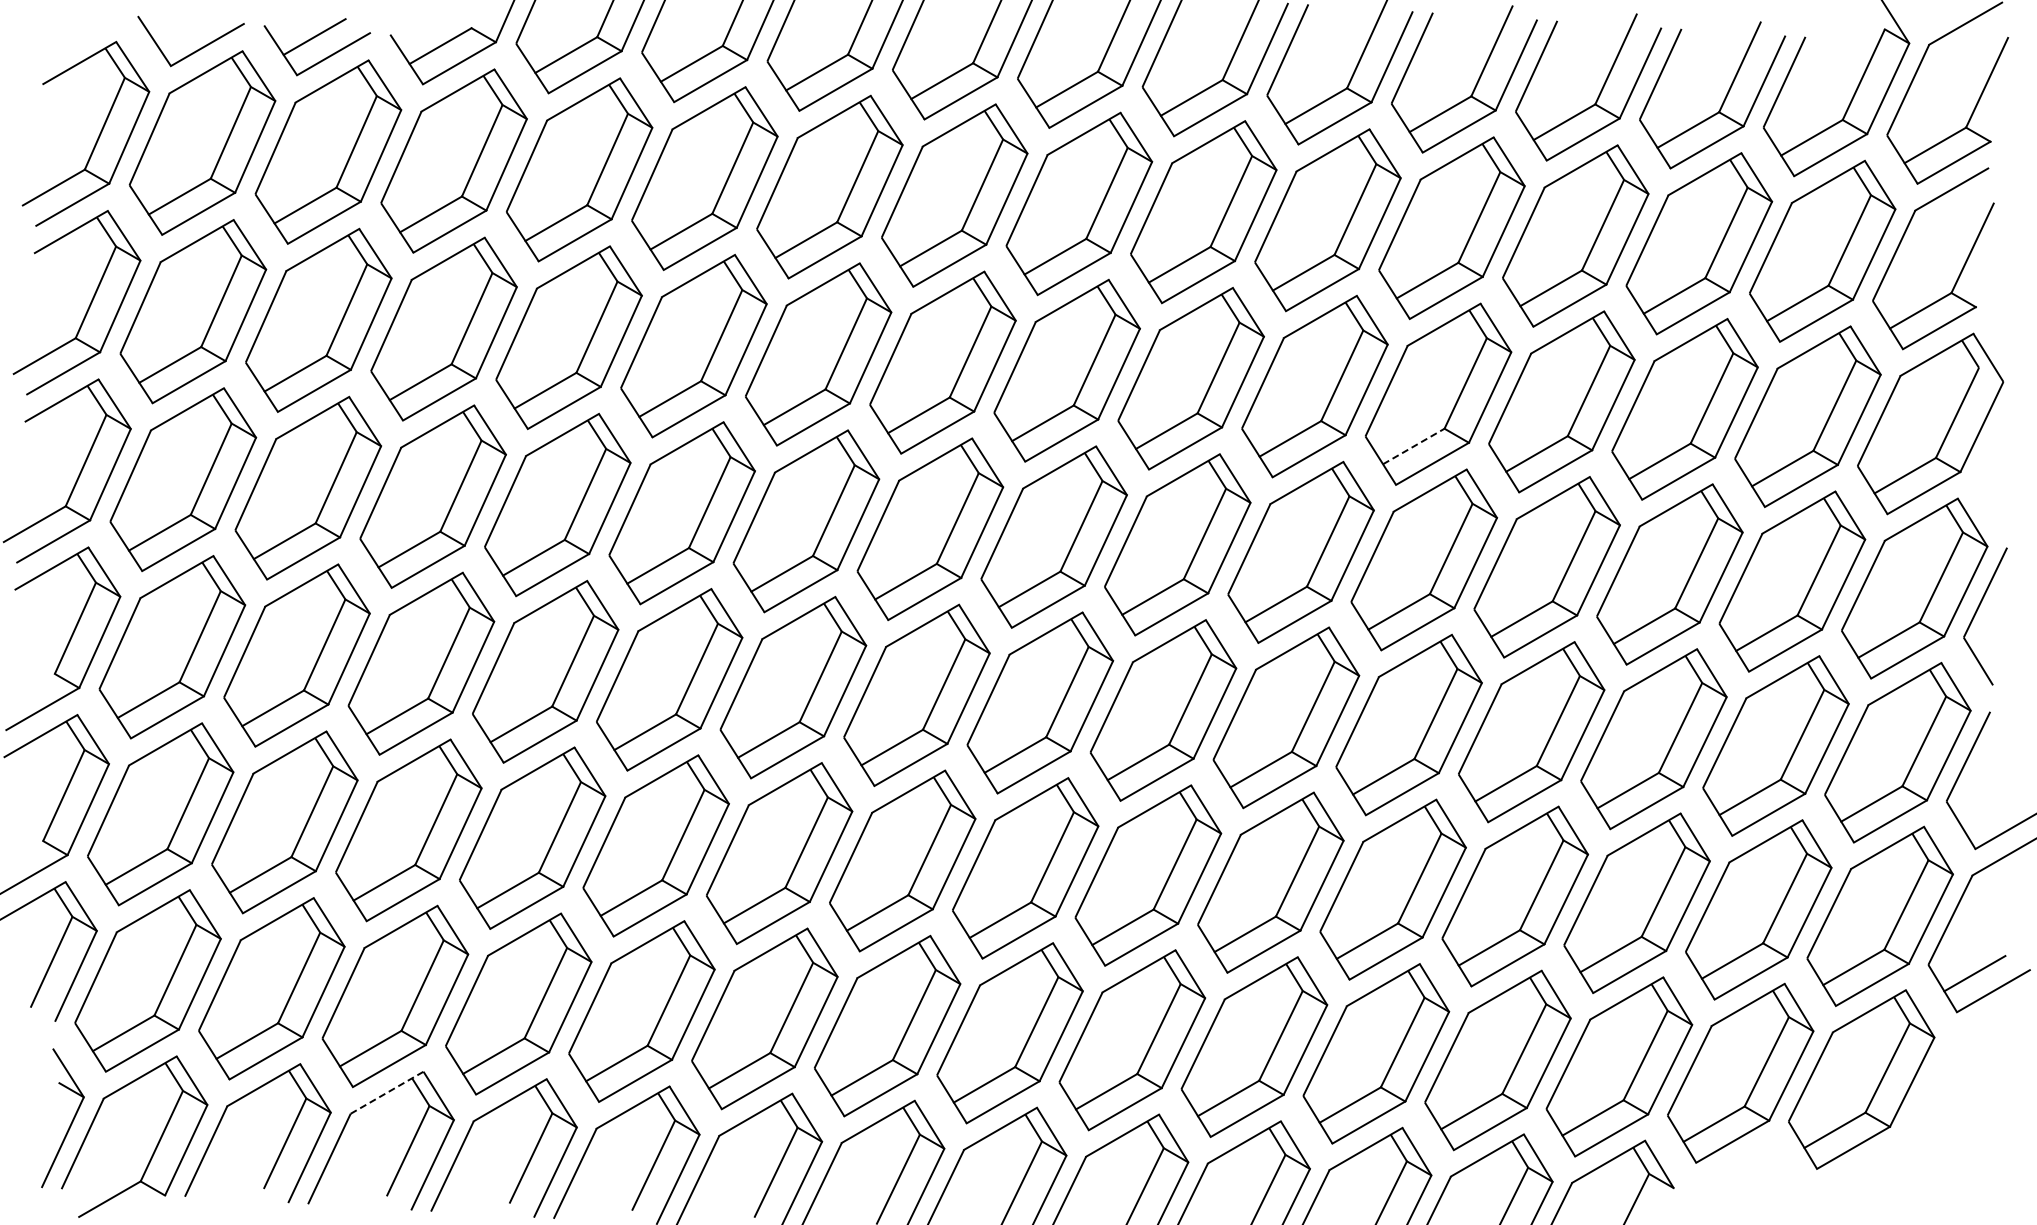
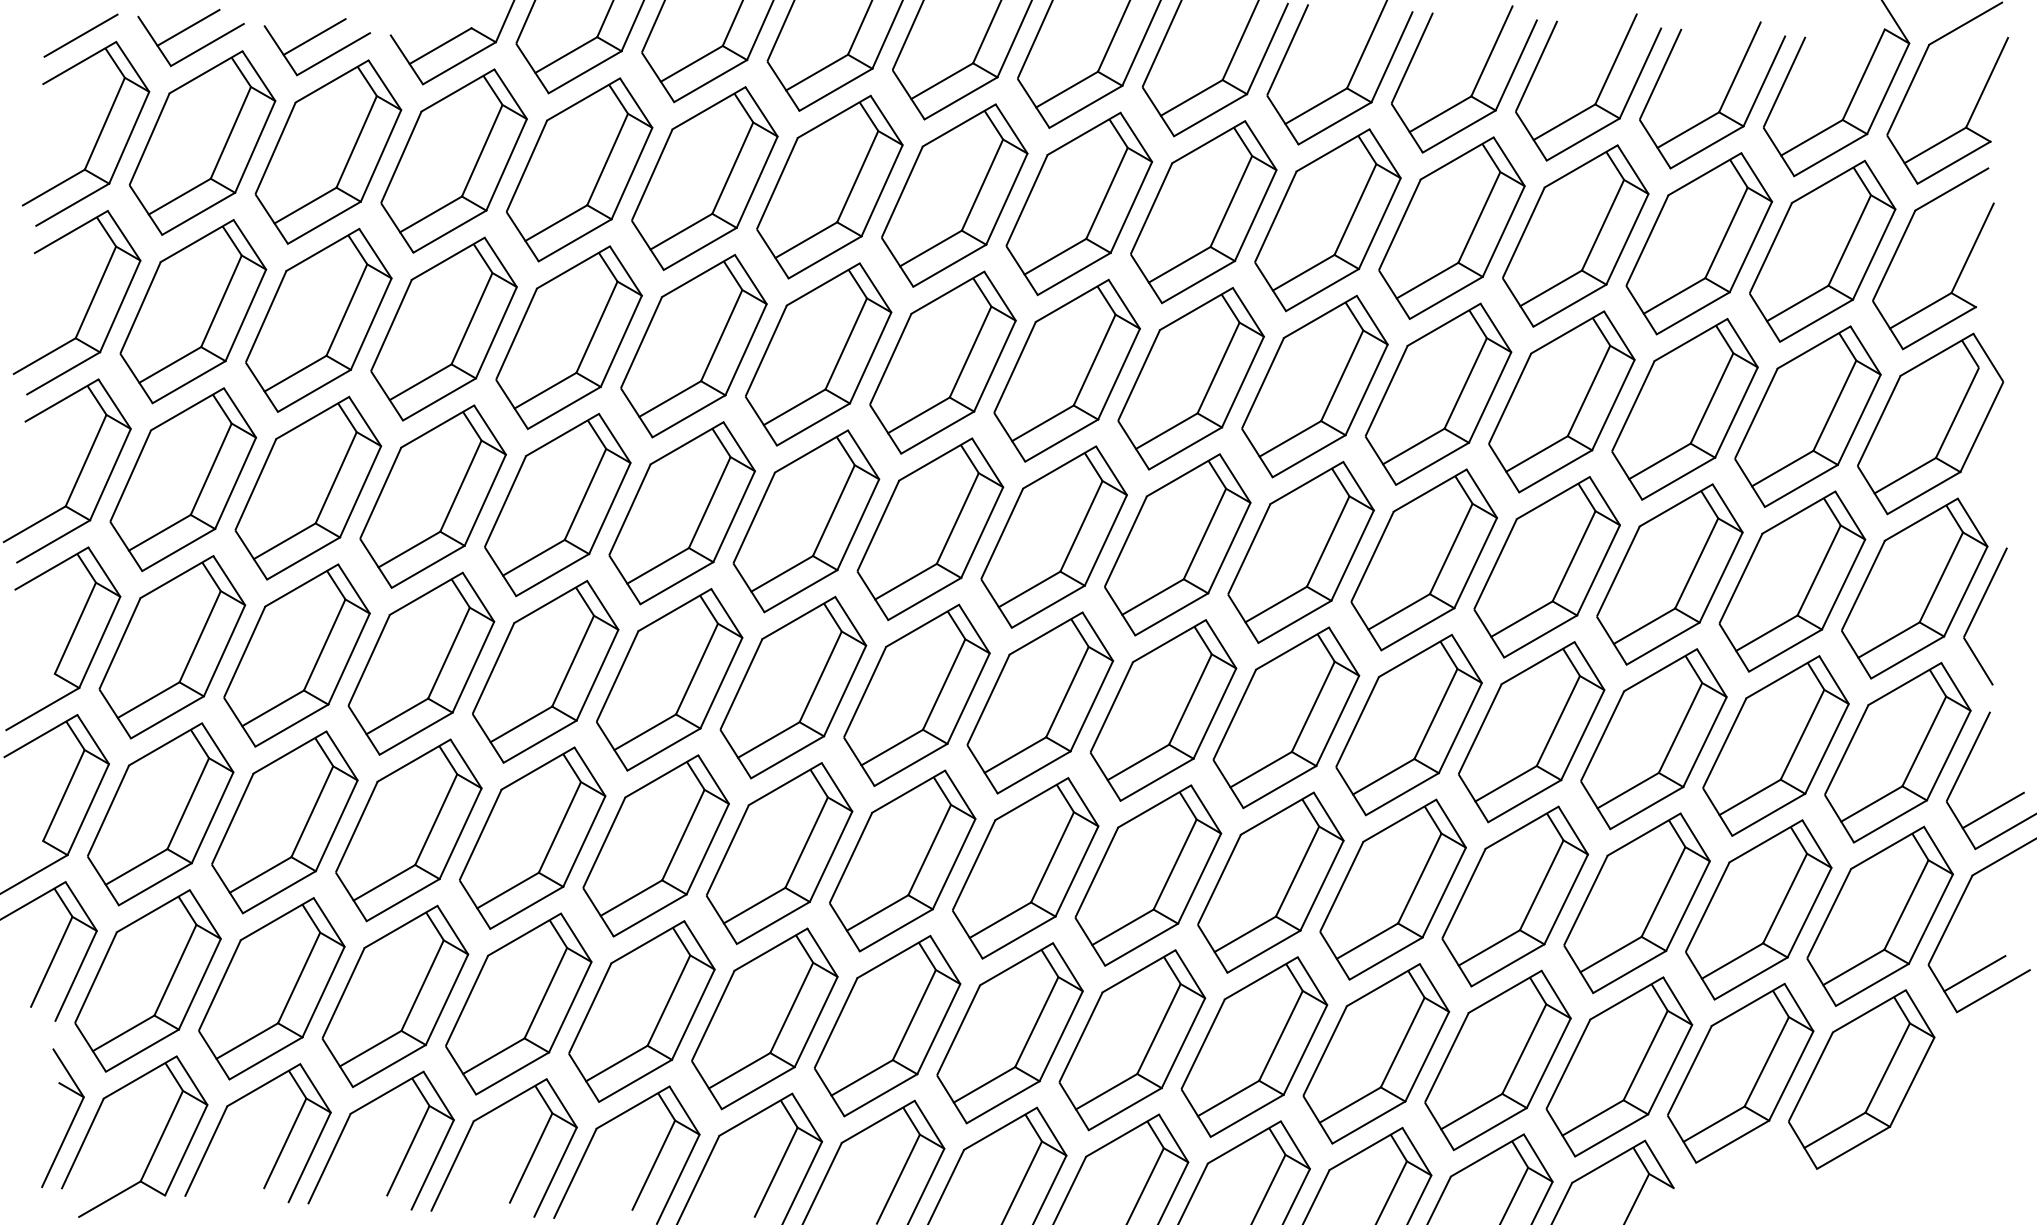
line: none -> present (188, 27)
line: none -> present (80, 35)
line: dashed -> solid (1413, 446)
line: none -> present (1992, 810)
line: dashed -> solid (387, 1092)
